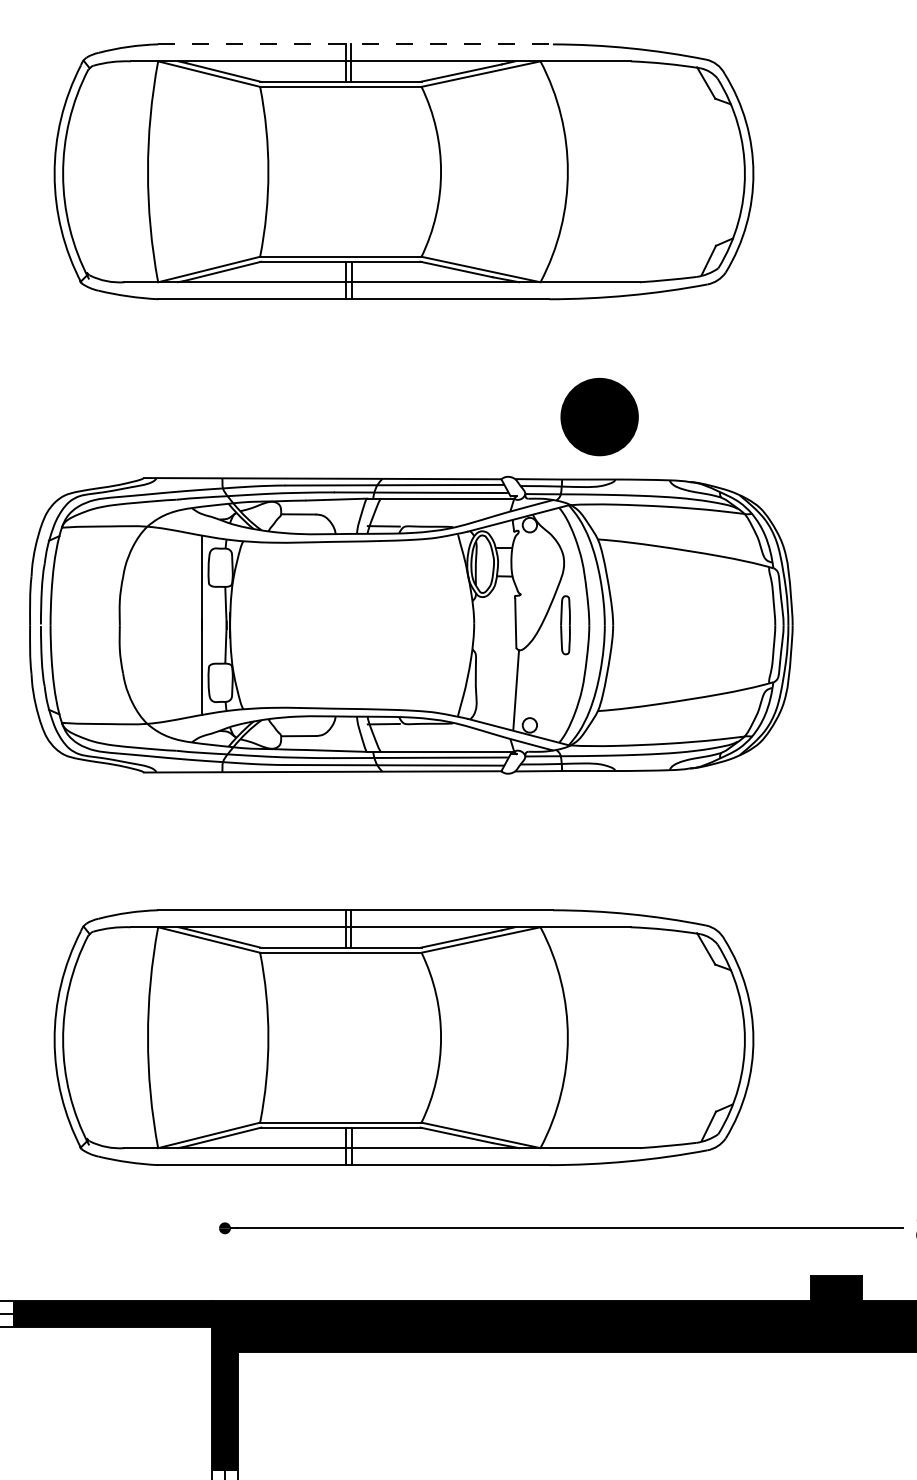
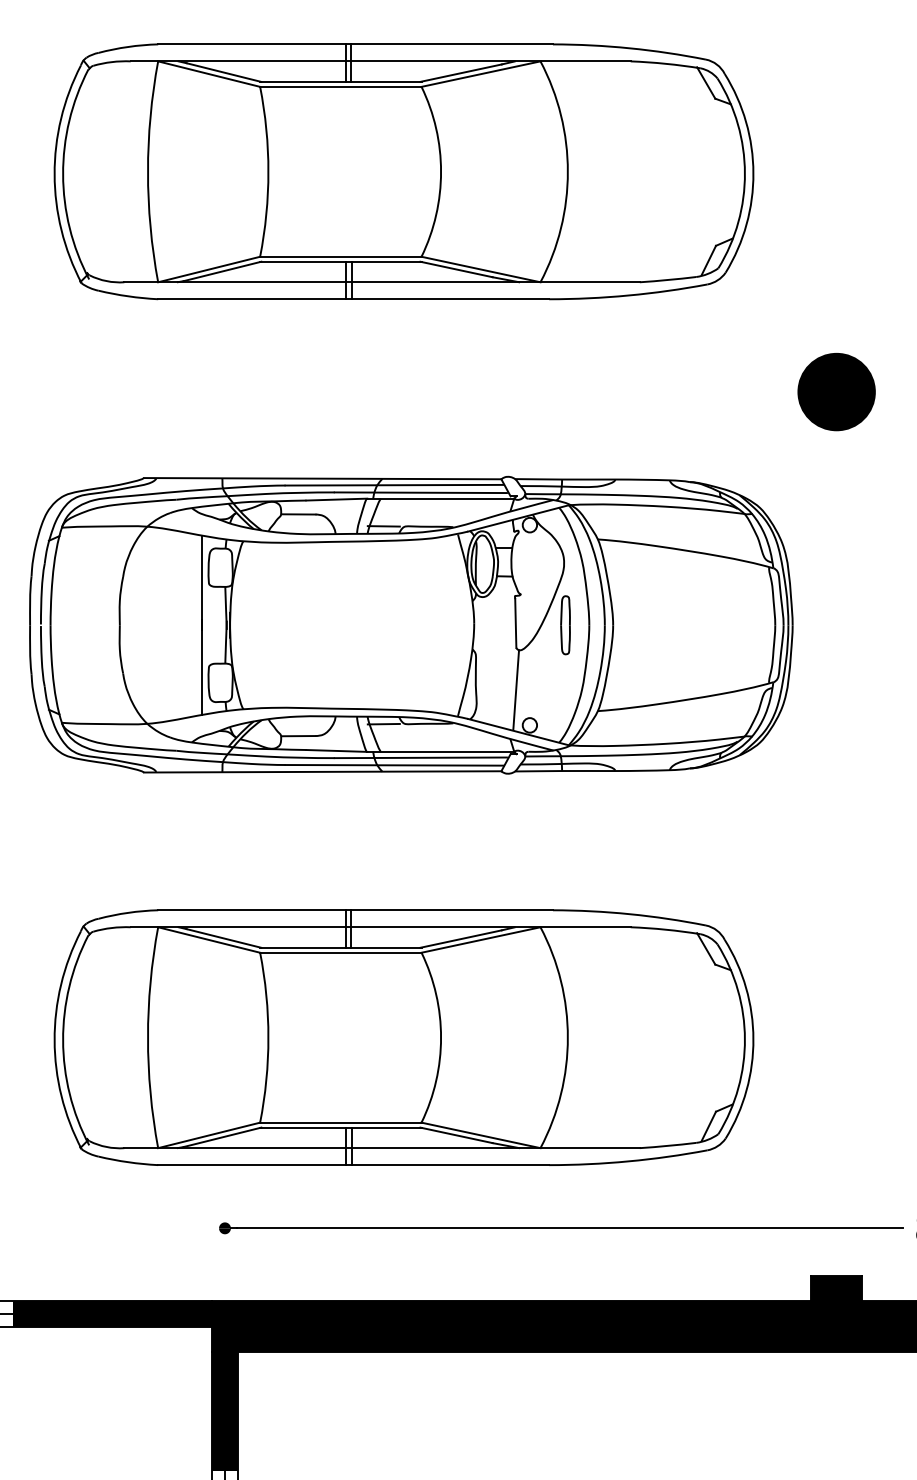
line: dashed -> solid (356, 44)
part position: (599, 417) -> (836, 392) (836, 392)
